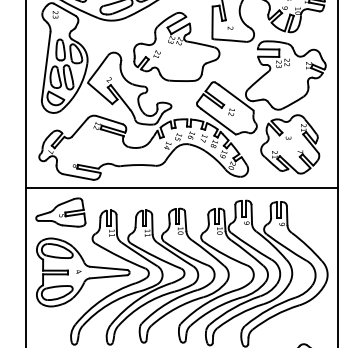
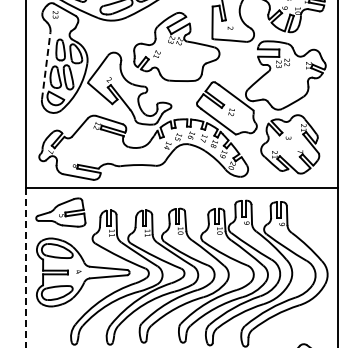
line: solid -> dashed (46, 65)
line: solid -> dashed (26, 268)
